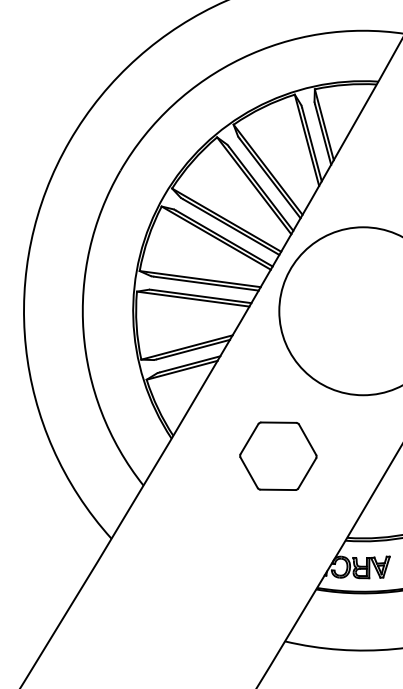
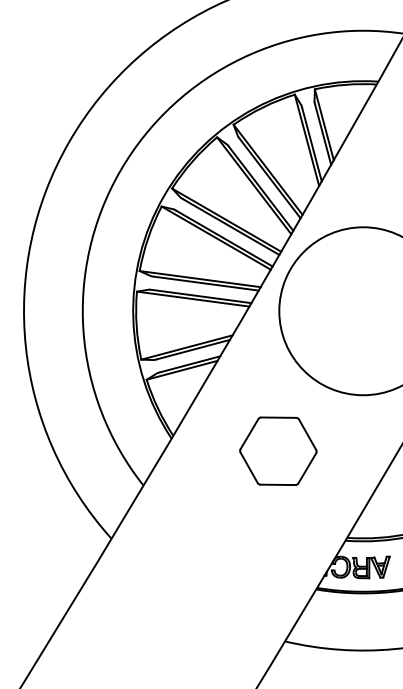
part position: (278, 455) -> (278, 450) (278, 450)
